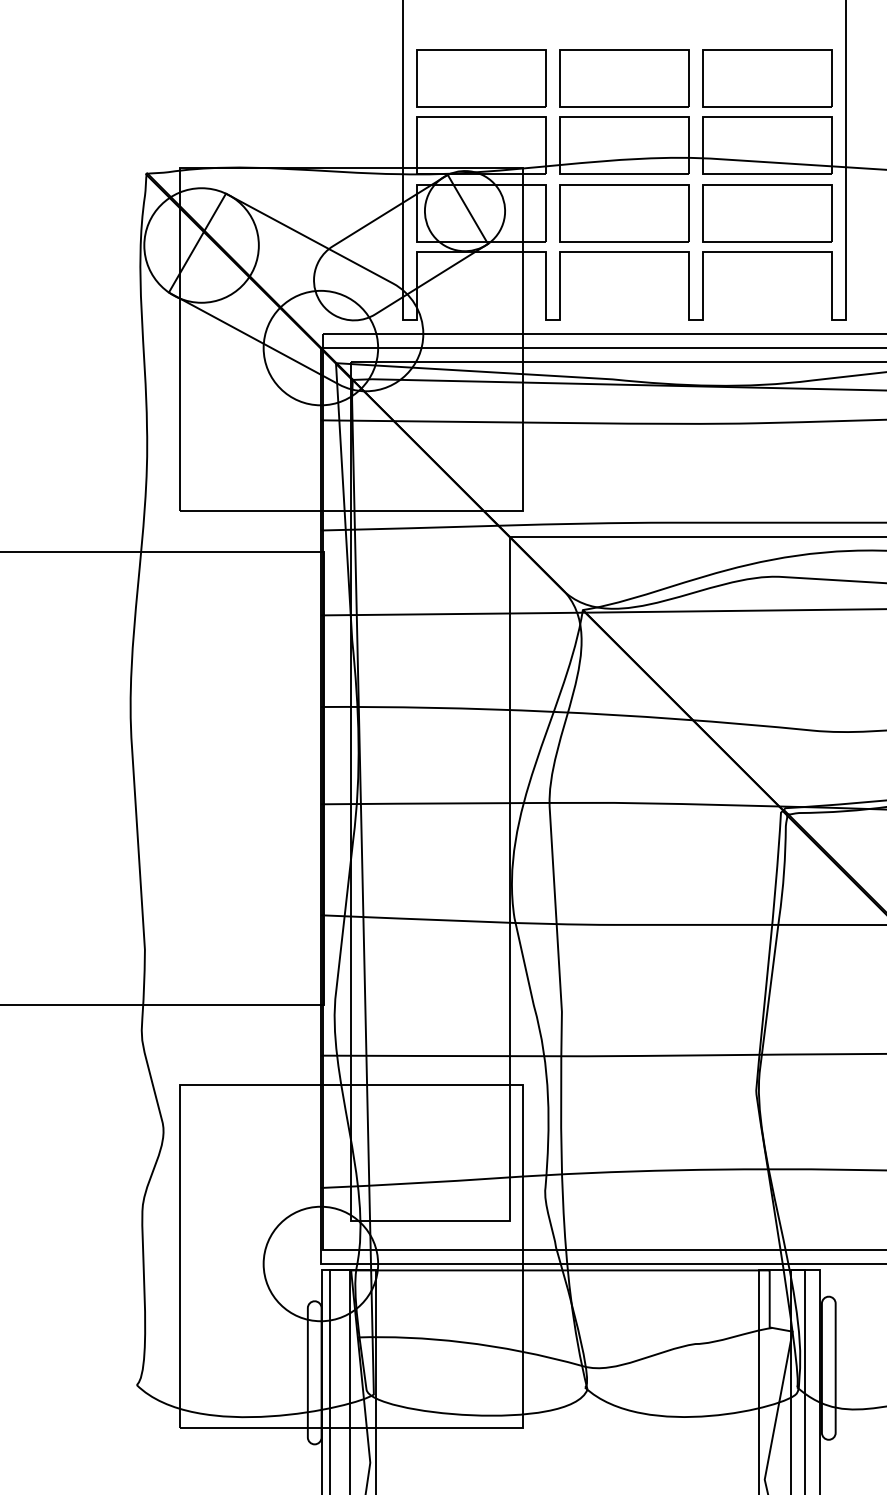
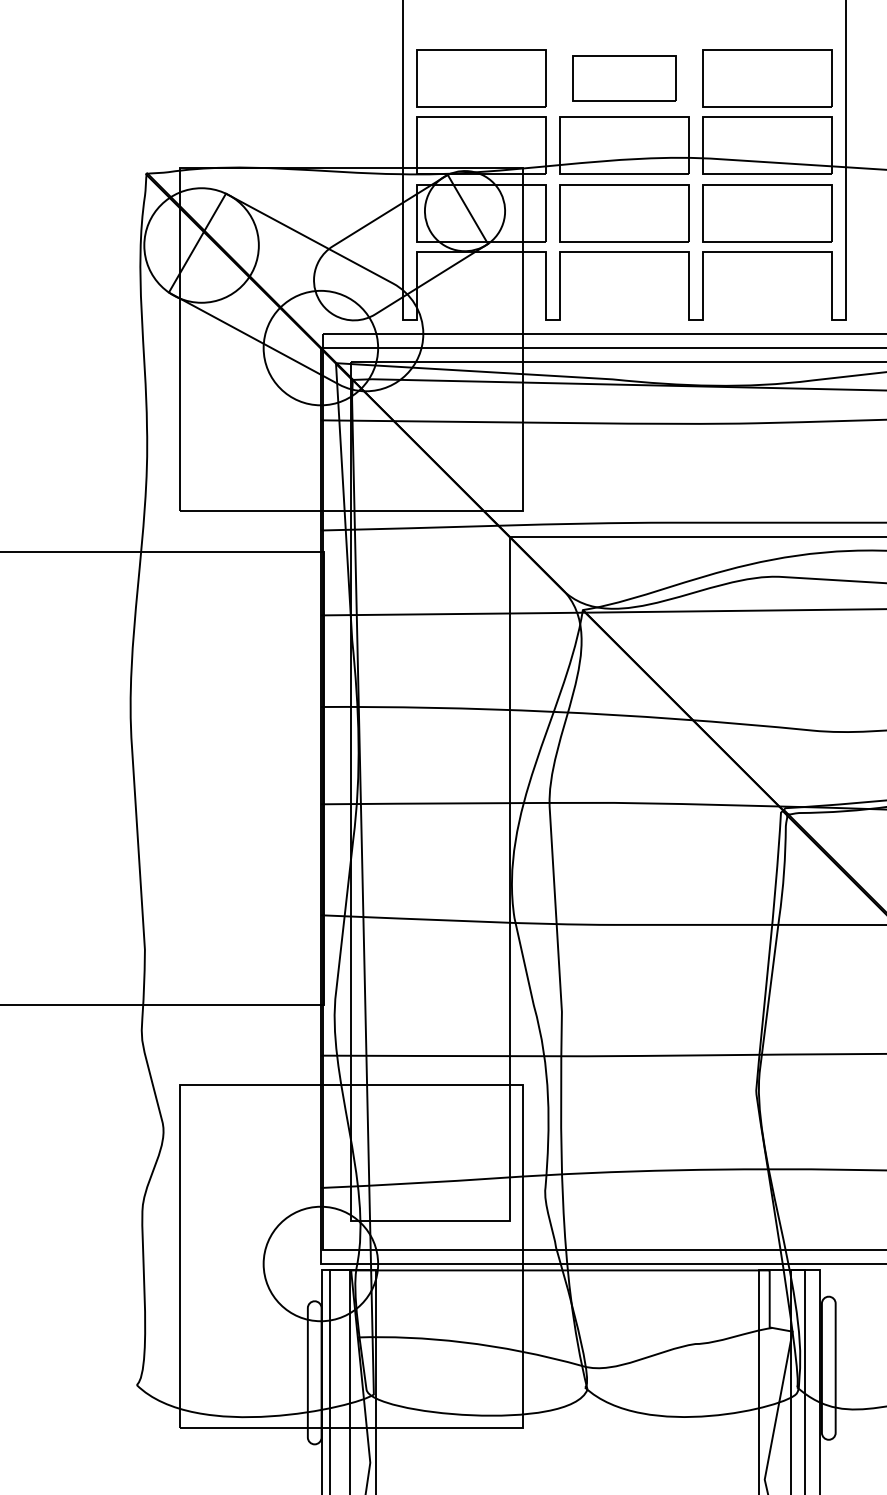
part size: 131x59 px -> 105x47 px (624, 78)
